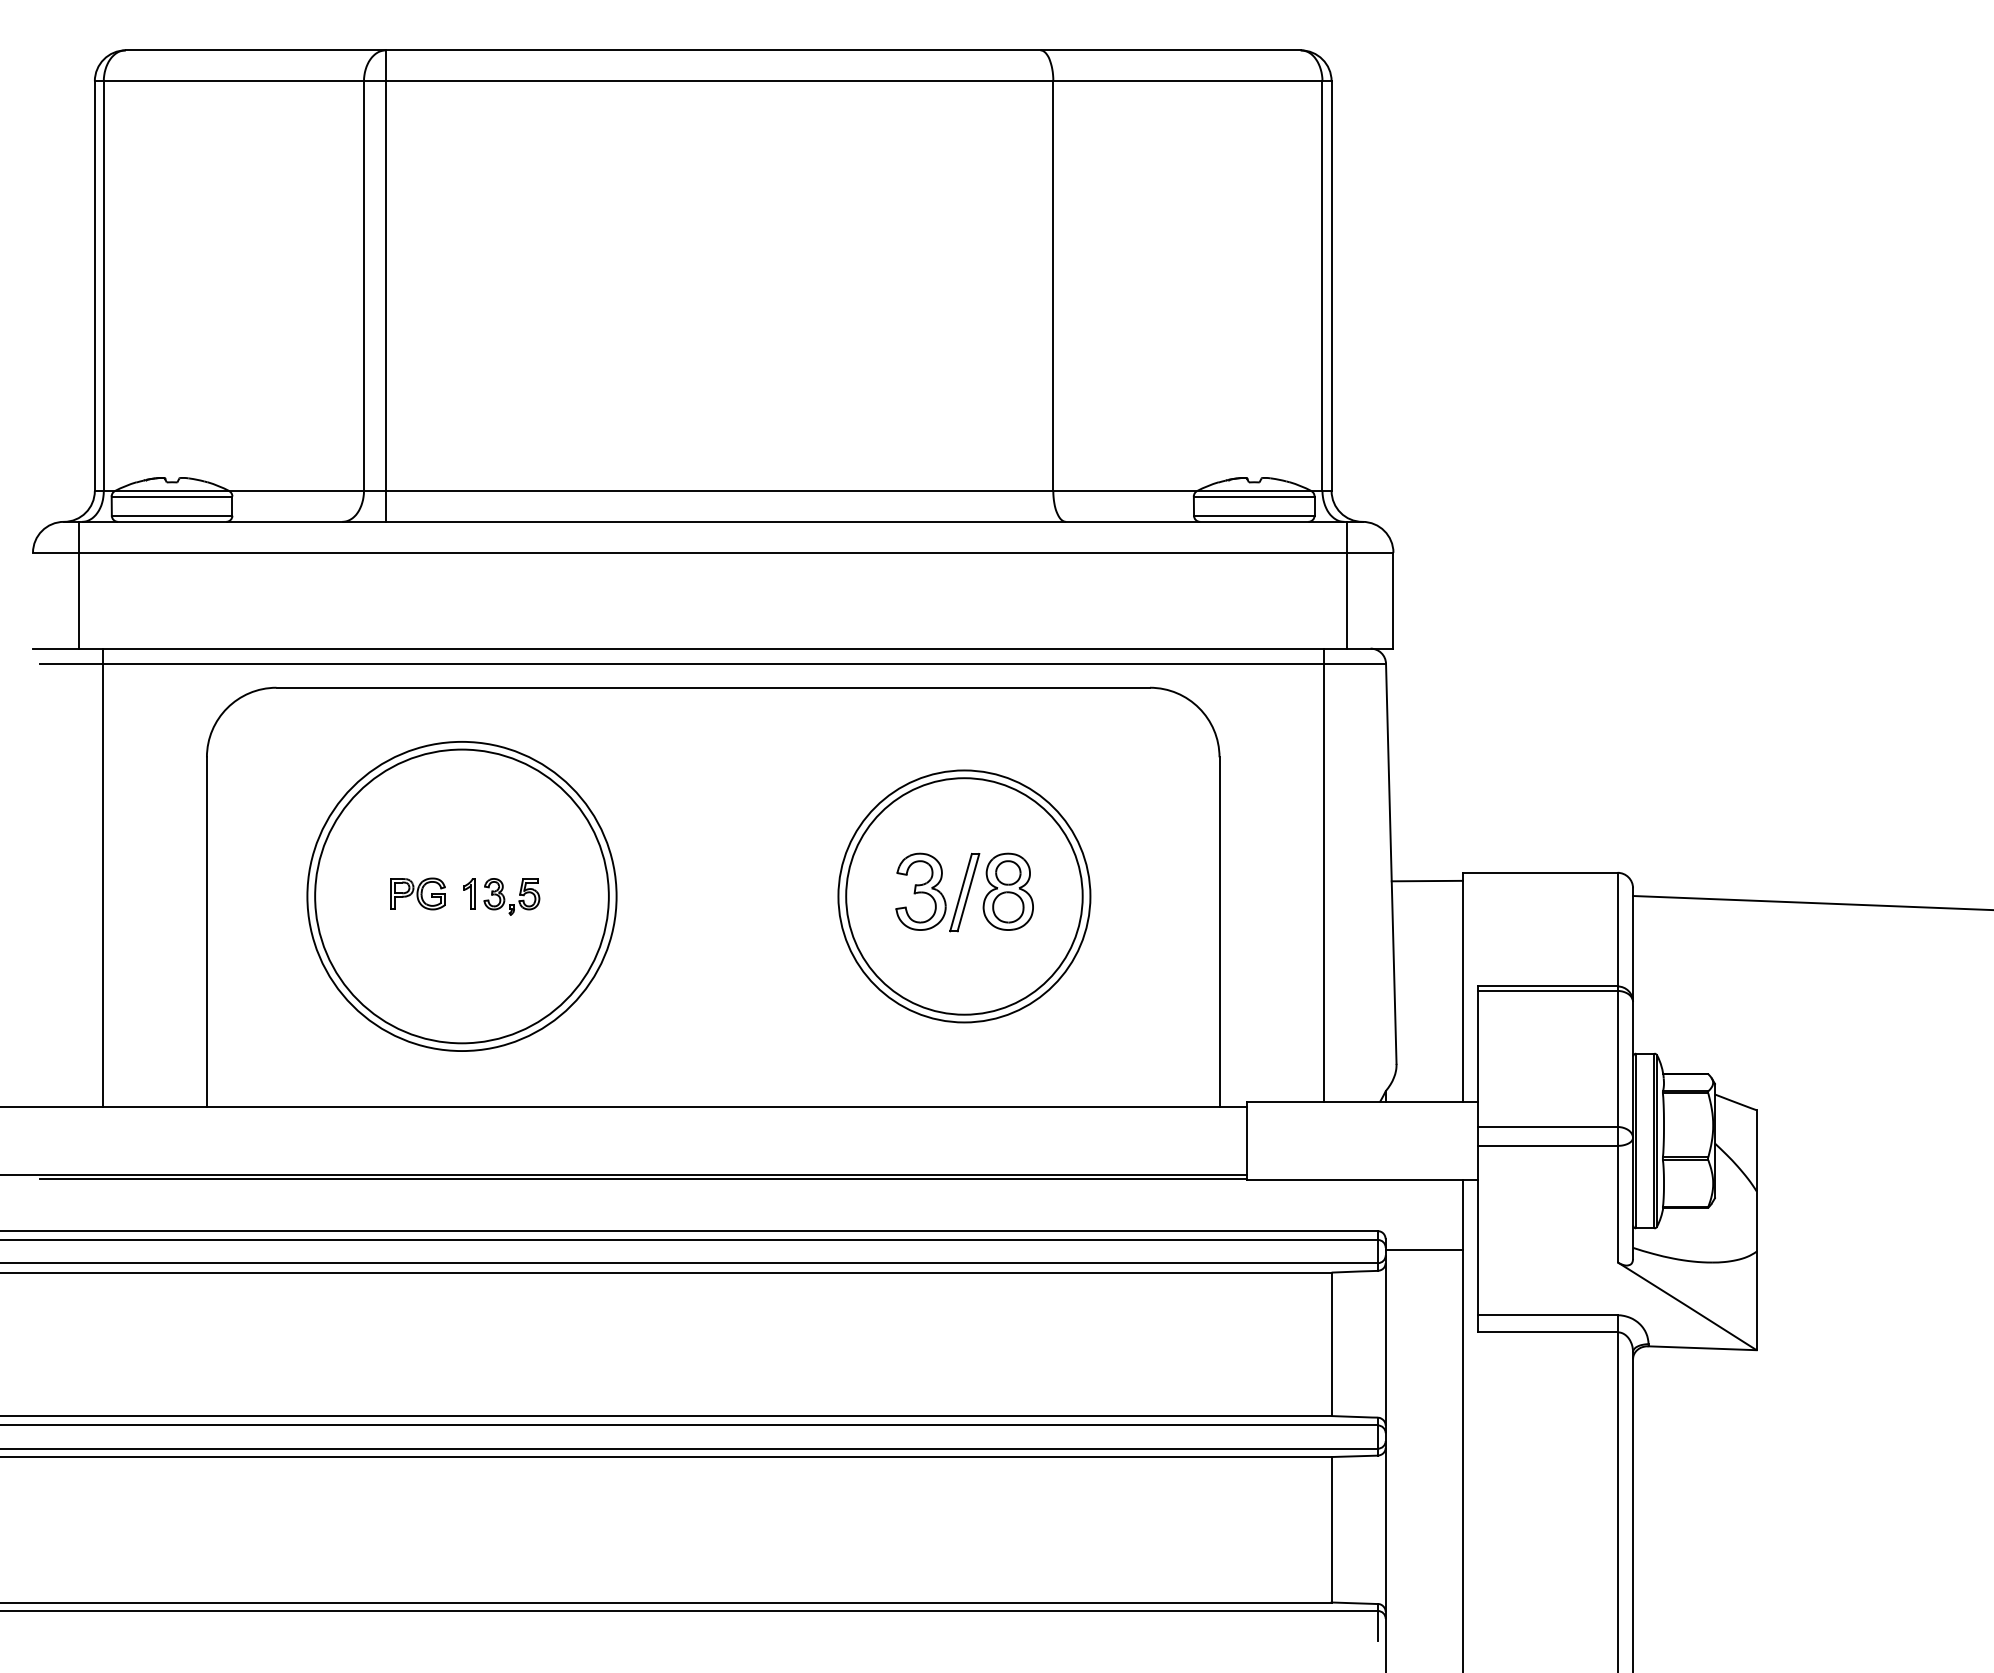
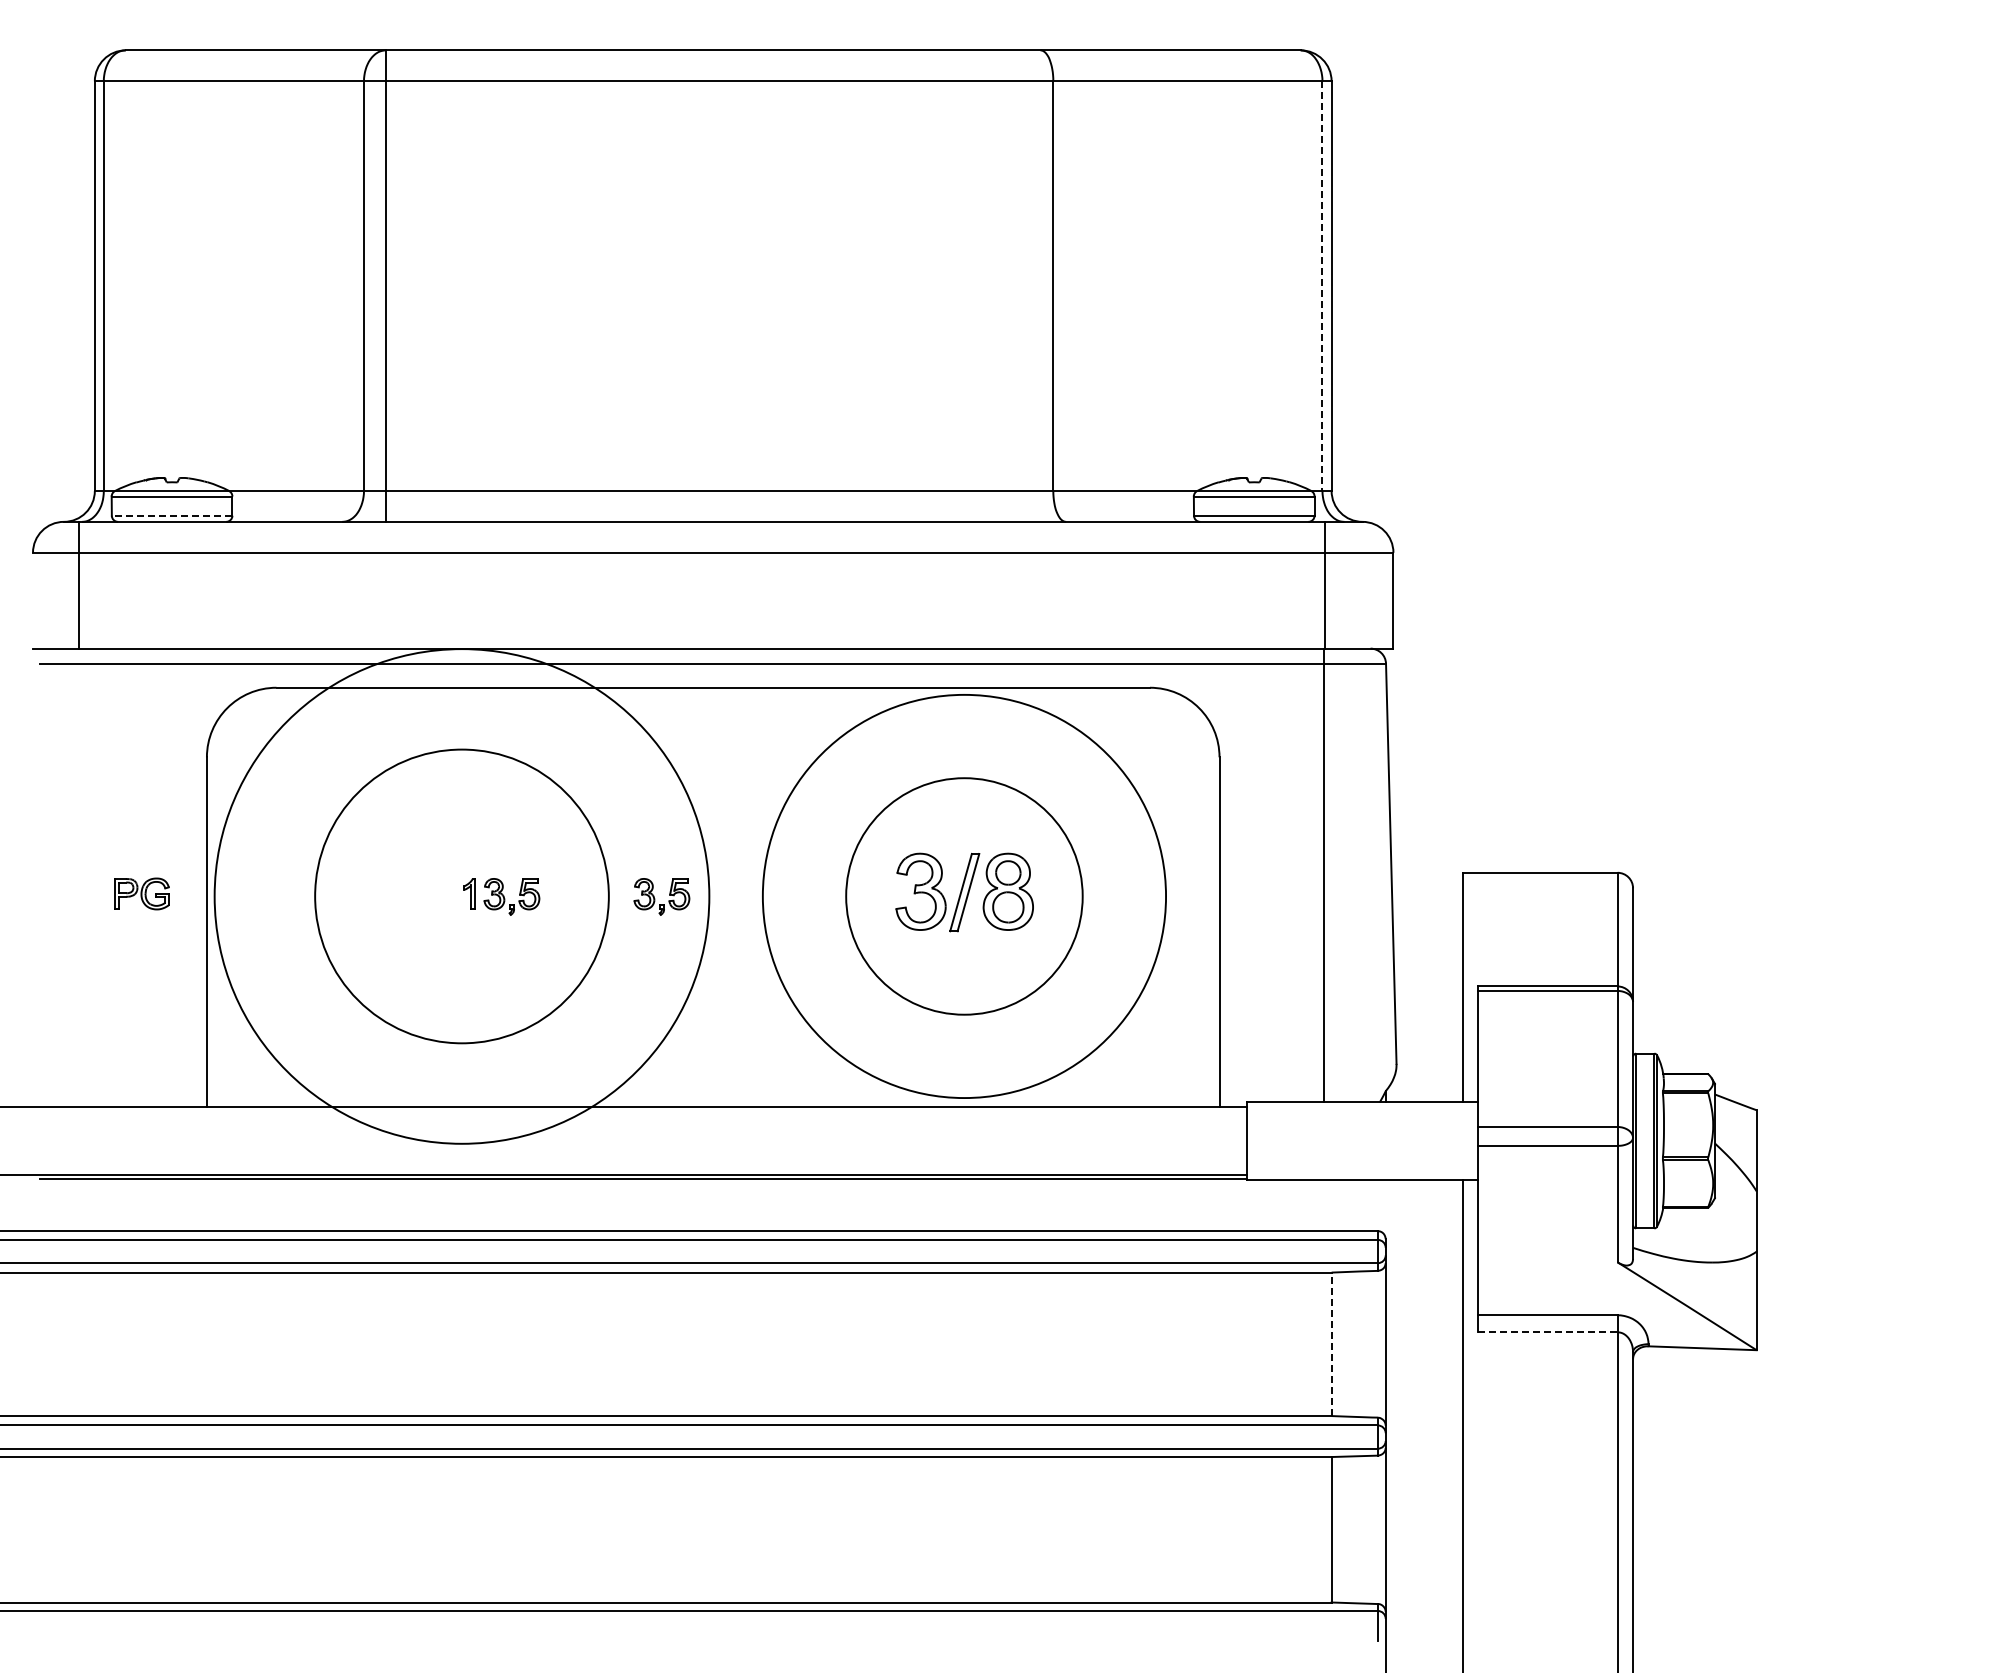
line: solid -> dashed (1322, 286)
line: solid -> dashed (171, 515)
line position: (1347, 584) -> (1325, 584) (1325, 584)
line: present -> none (102, 877)
line: present -> none (1427, 880)
part position: (417, 893) -> (141, 893) (141, 893)
circle diameter: 309 px -> 495 px (461, 896)
circle diameter: 252 px -> 403 px (964, 896)
part: none -> present (655, 898)
line: present -> none (1811, 903)
line: present -> none (1424, 1250)
line: solid -> dashed (1548, 1332)
line: solid -> dashed (1331, 1344)
